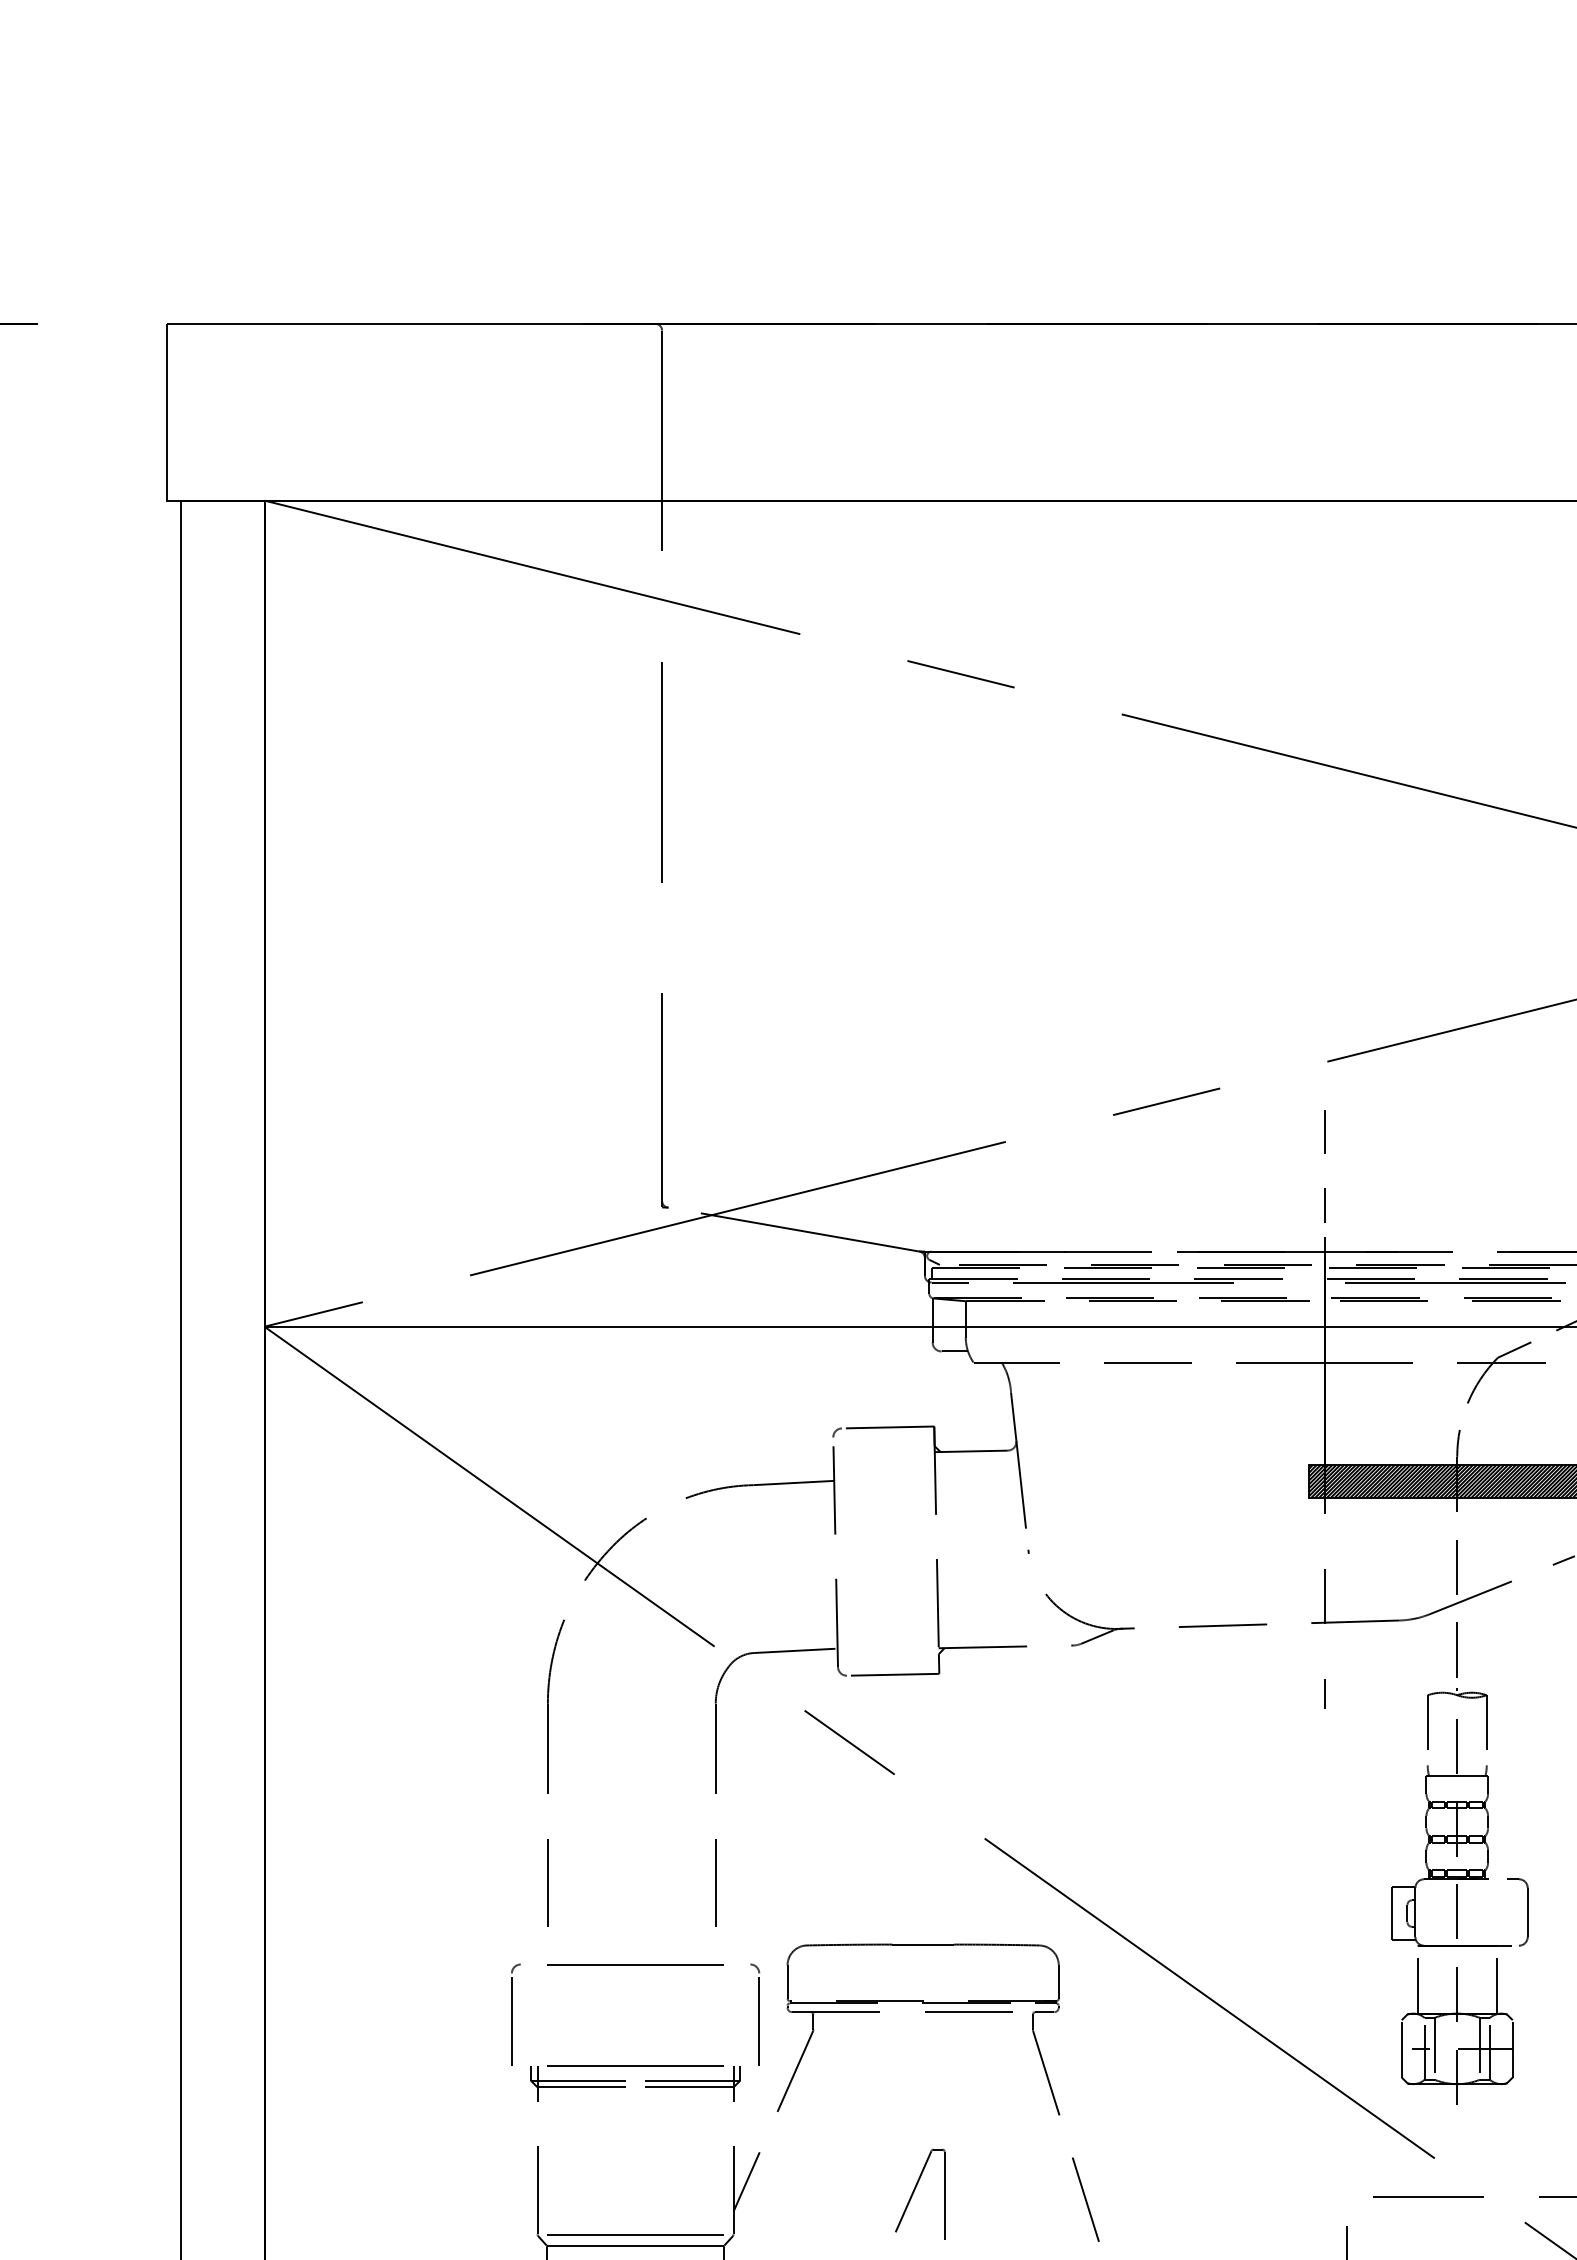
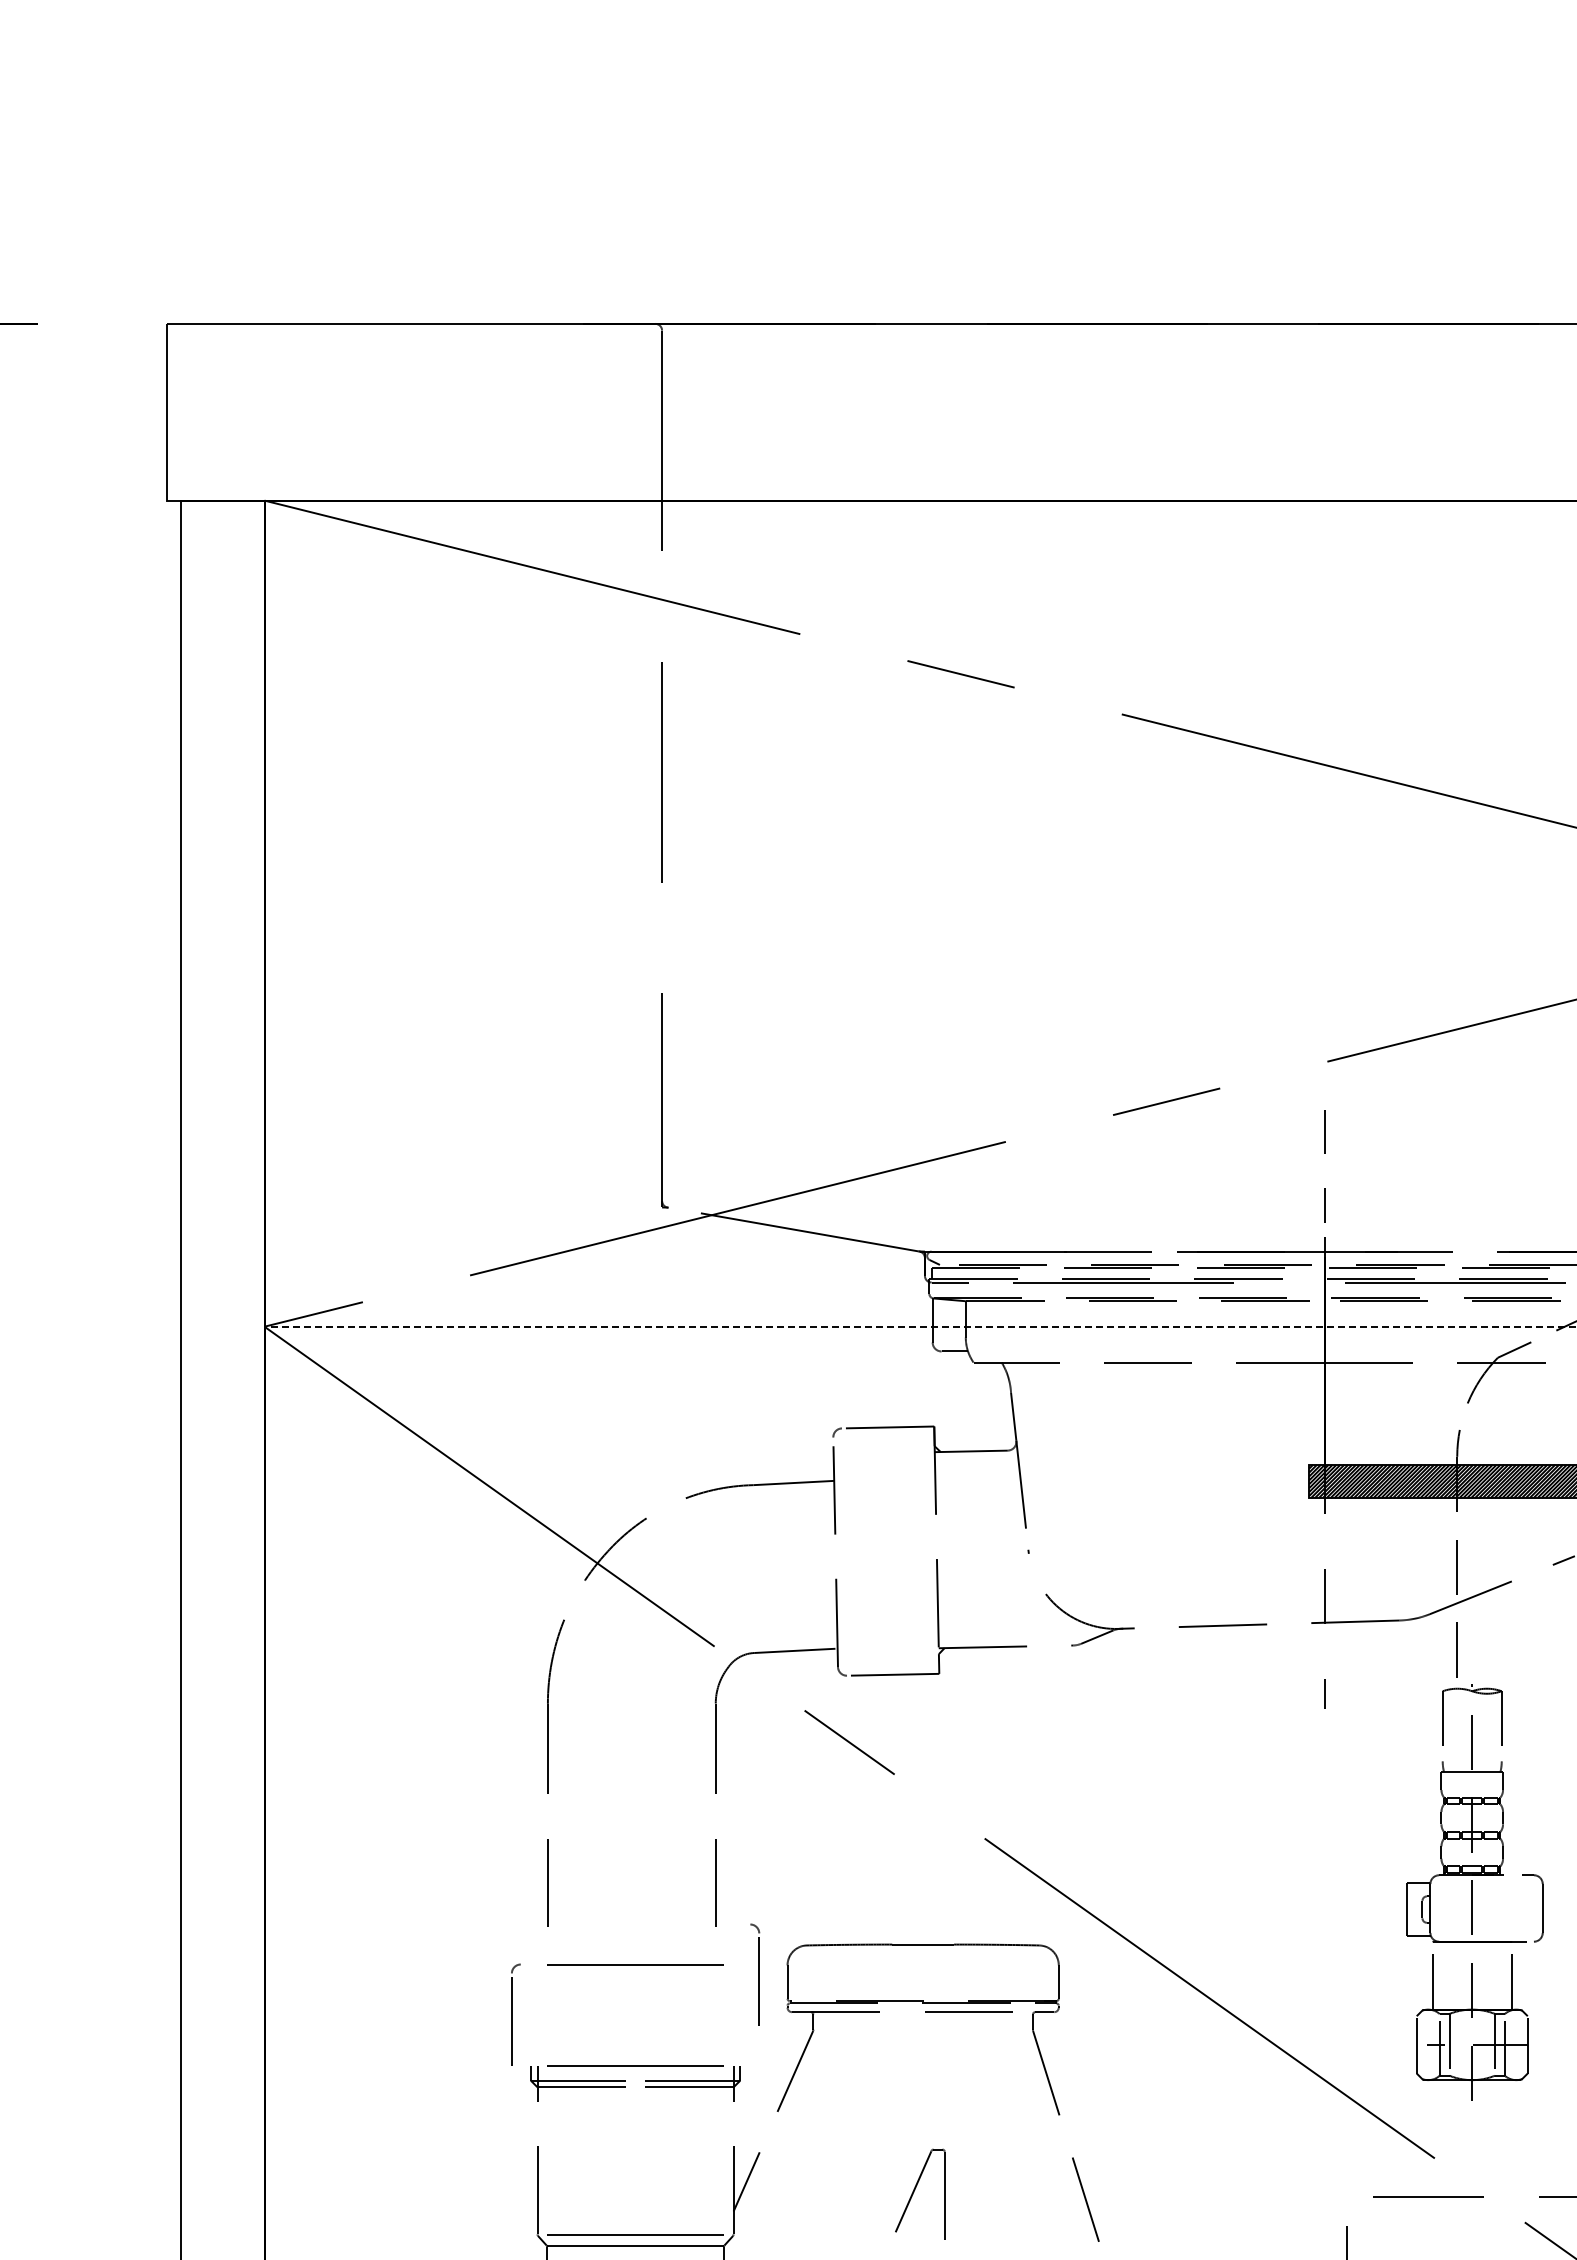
line: solid -> dashed (920, 1326)
part position: (1459, 1896) -> (1474, 1892) (1474, 1892)
part position: (755, 2014) -> (755, 1974) (755, 1974)
